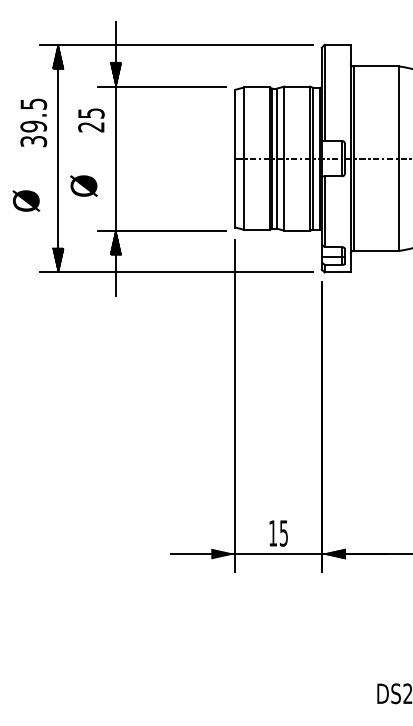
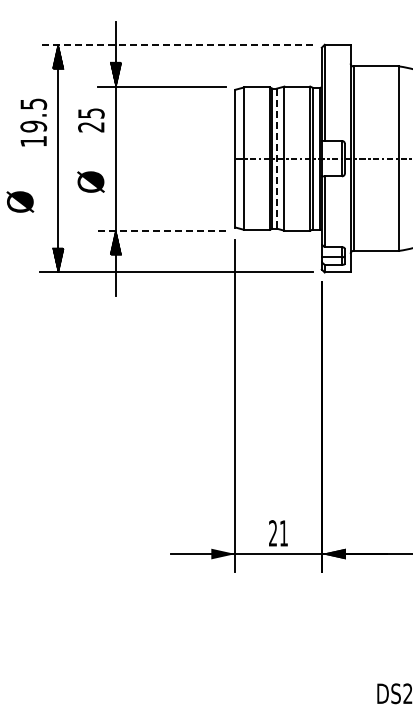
line: solid -> dashed (175, 44)
text: 39.5 -> 19.5 (33, 141)
line: solid -> dashed (276, 159)
text position: (83, 185) -> (90, 181) (90, 181)
text position: (26, 200) -> (20, 201) (20, 201)
line: solid -> dashed (161, 230)
text: 15 -> 21 (278, 533)
